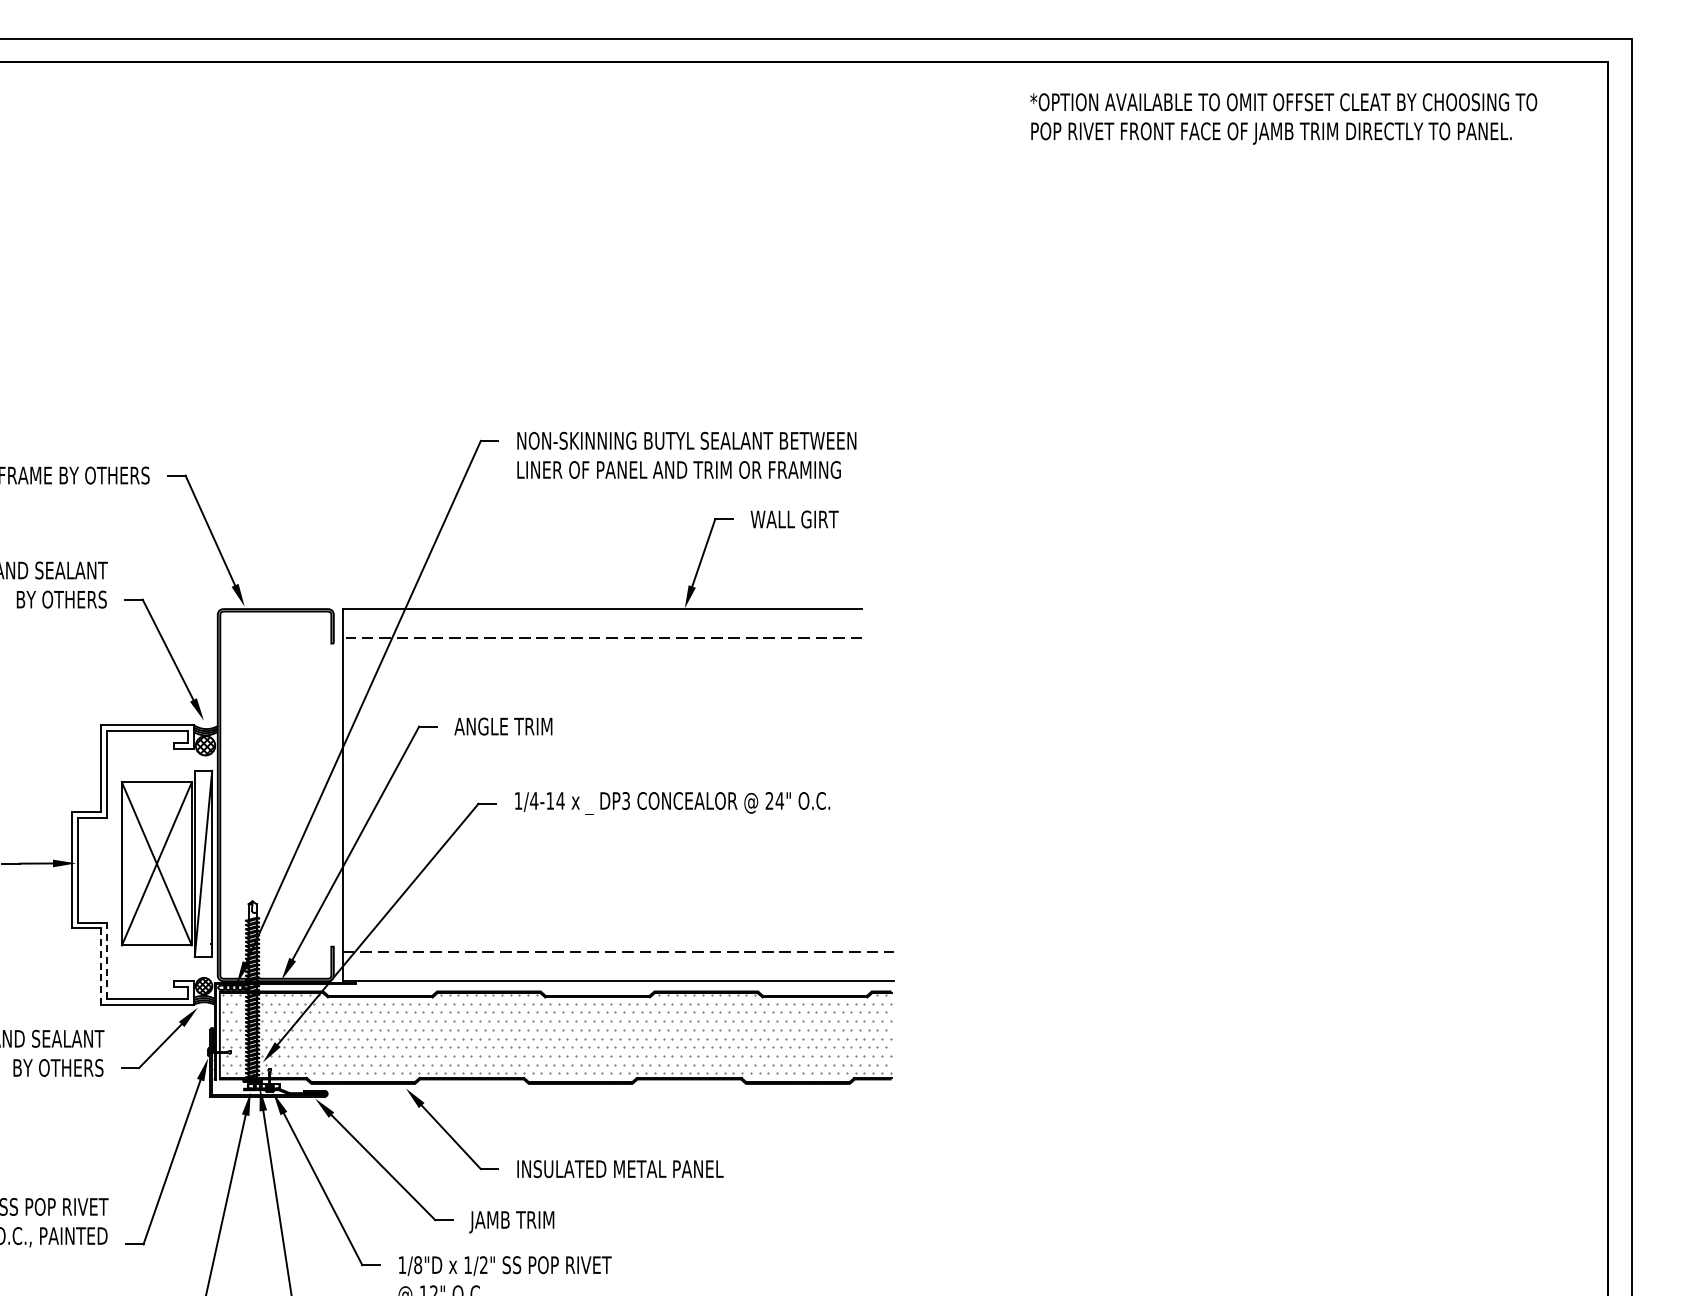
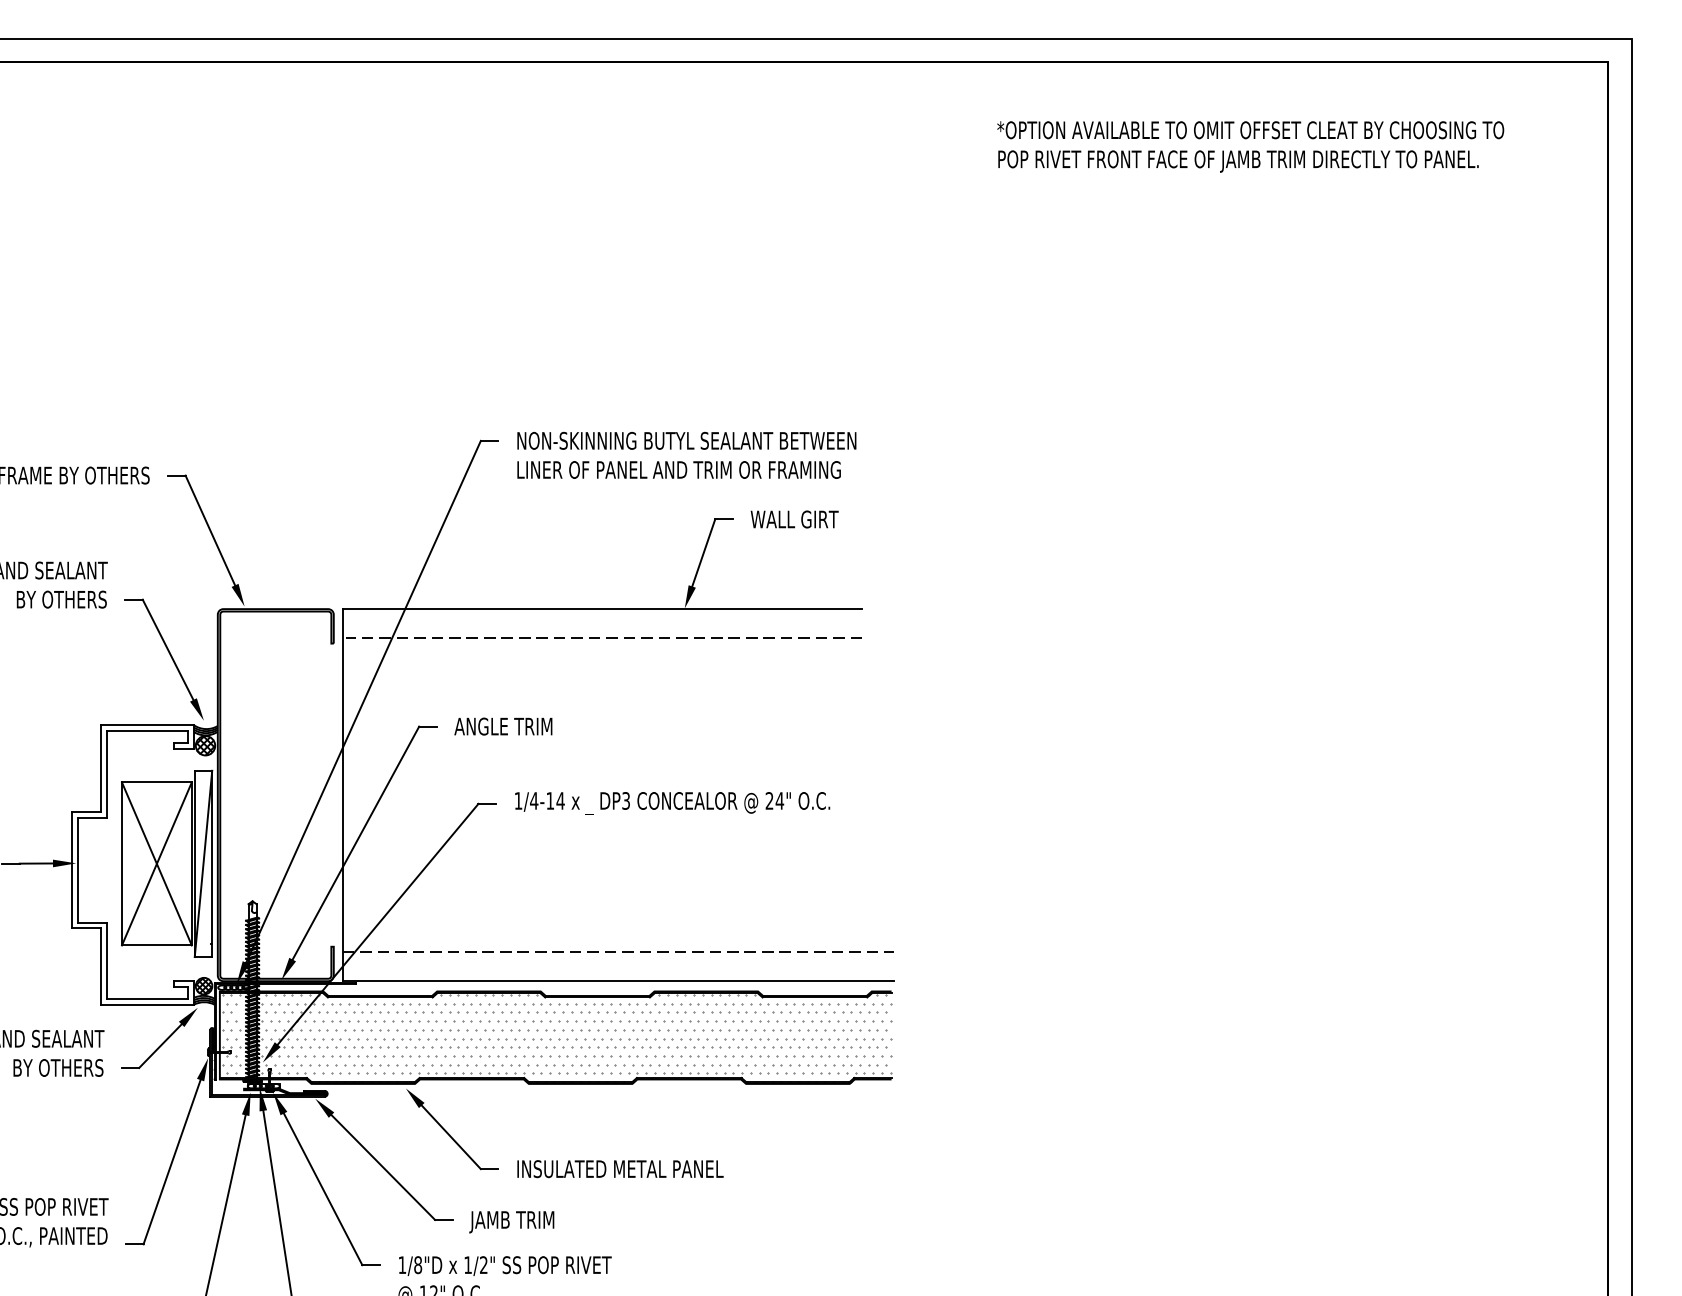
text position: (1283, 118) -> (1250, 146) (1250, 146)
line: dashed -> solid (106, 960)
line: dashed -> solid (100, 966)
